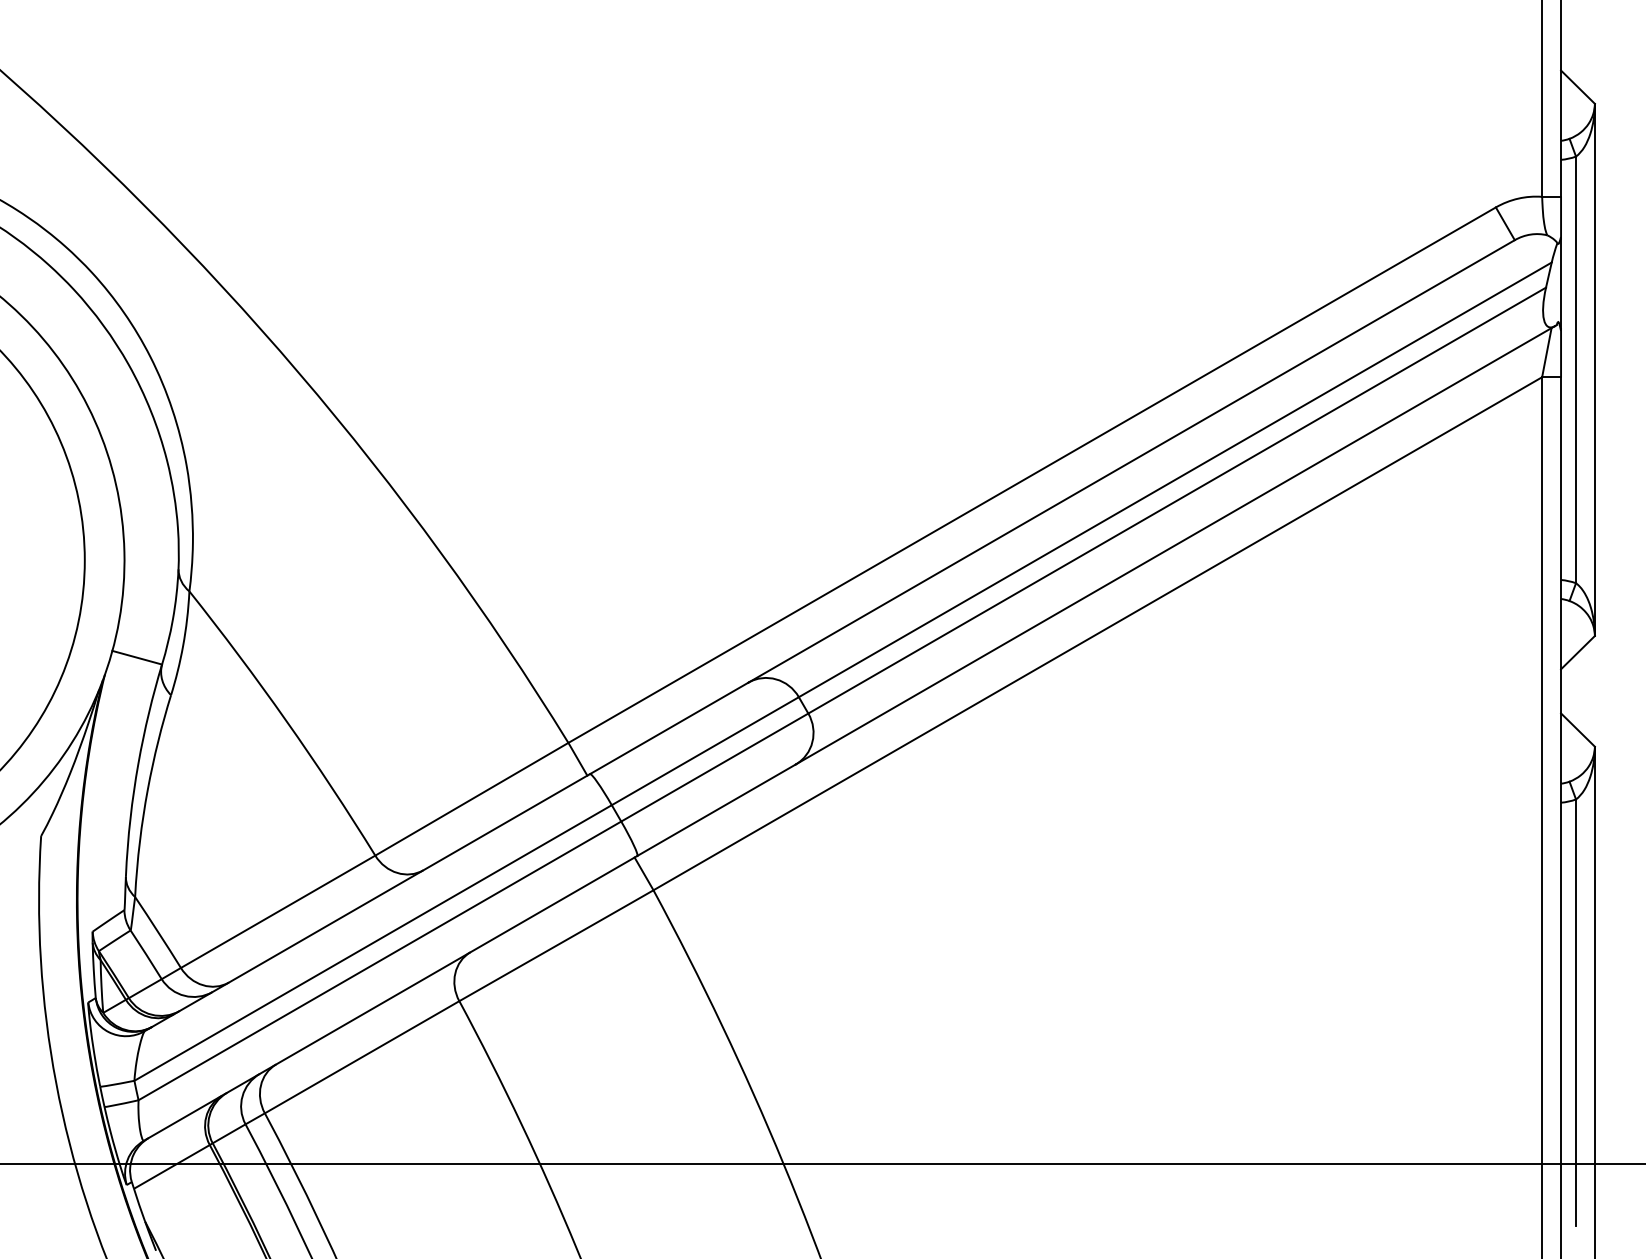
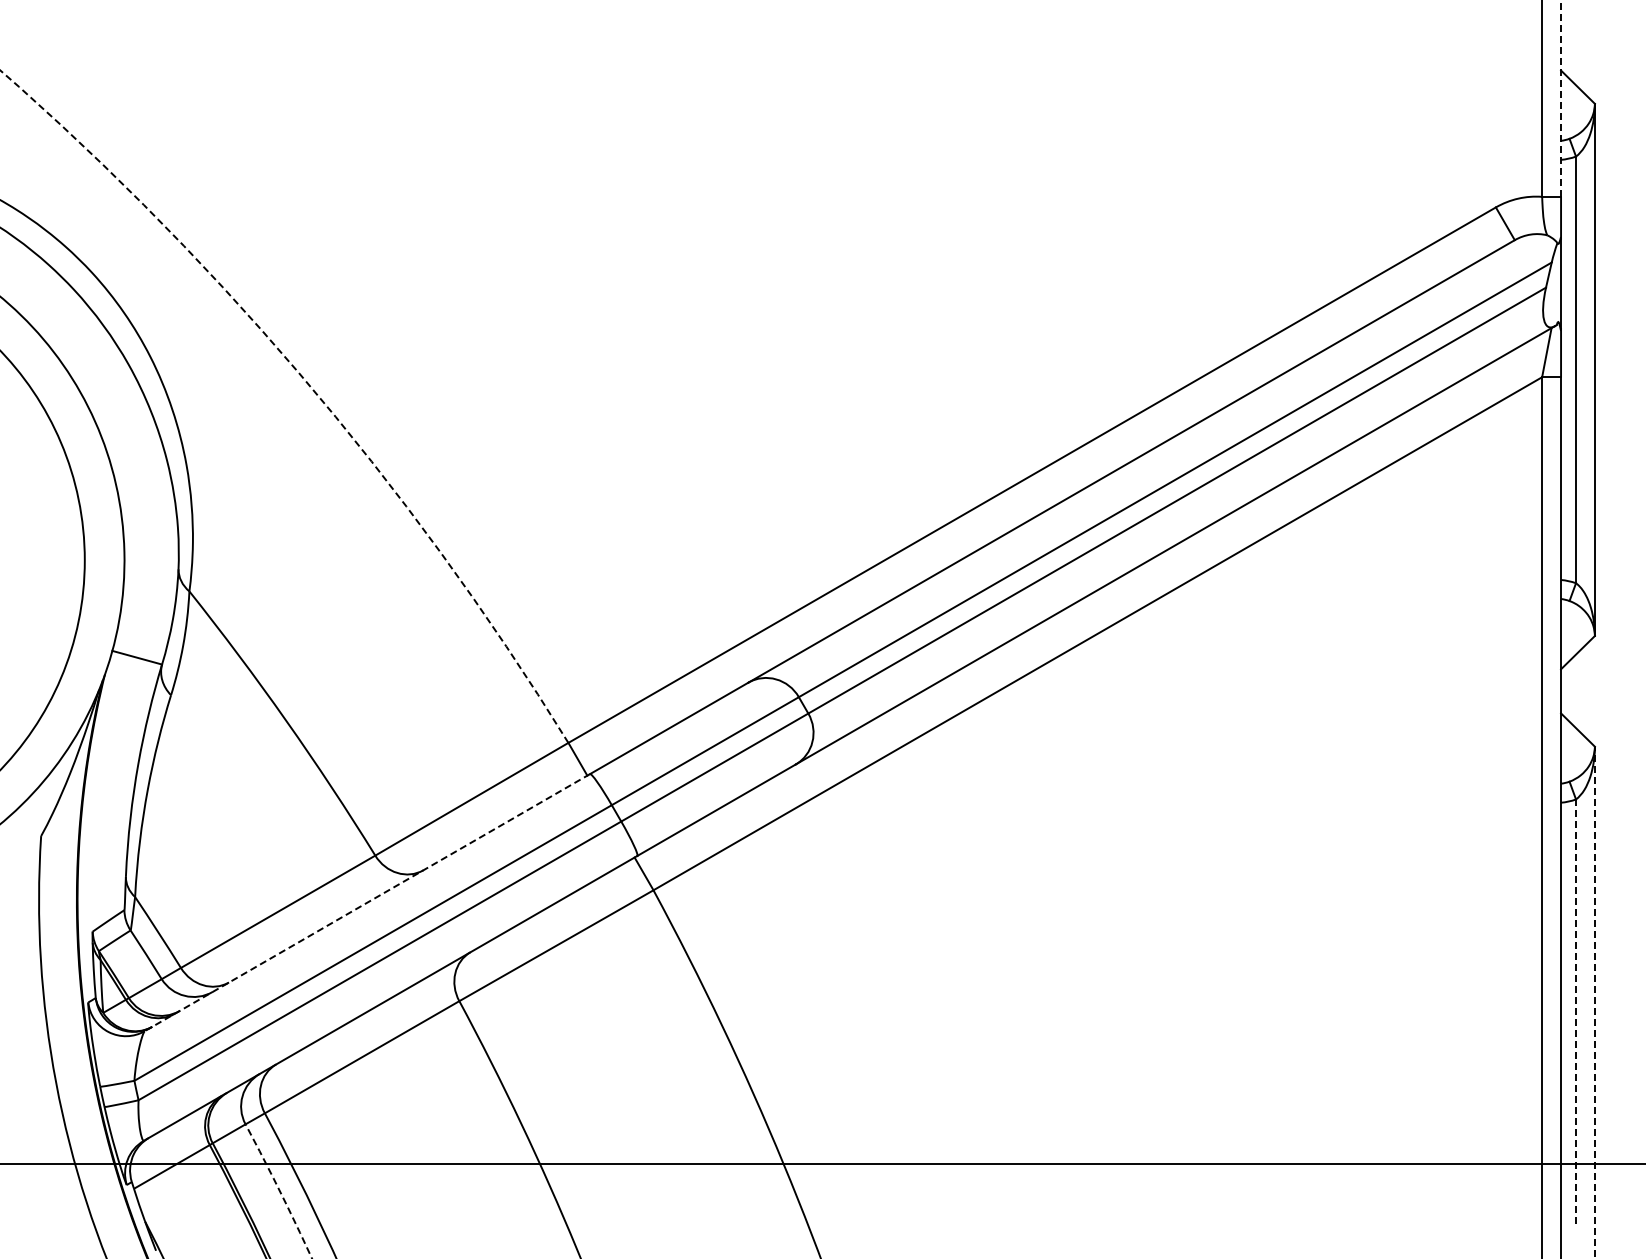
line: solid -> dashed (1561, 98)
arc: solid -> dashed (309, 385)
line: solid -> dashed (367, 902)
line: solid -> dashed (1594, 1002)
line: solid -> dashed (1576, 1013)
arc: solid -> dashed (279, 1190)
